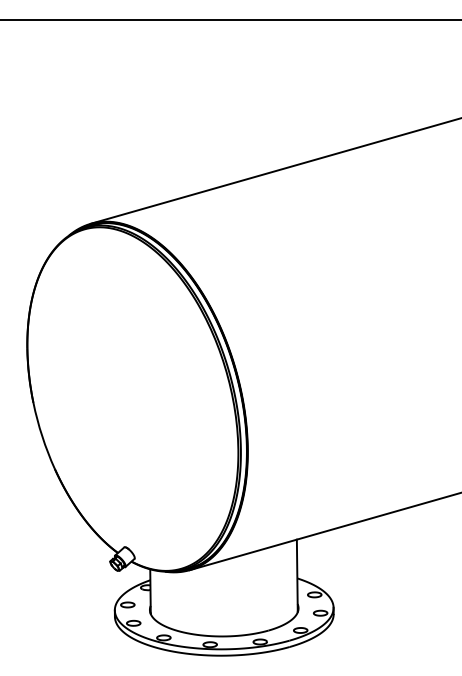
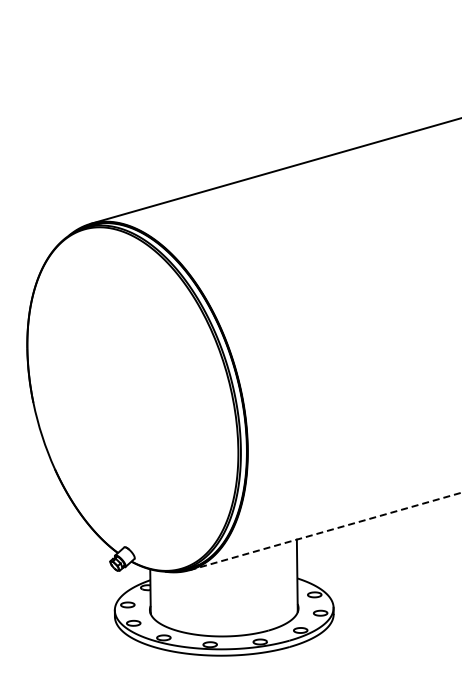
line: present -> none (230, 20)
line: solid -> dashed (325, 531)
